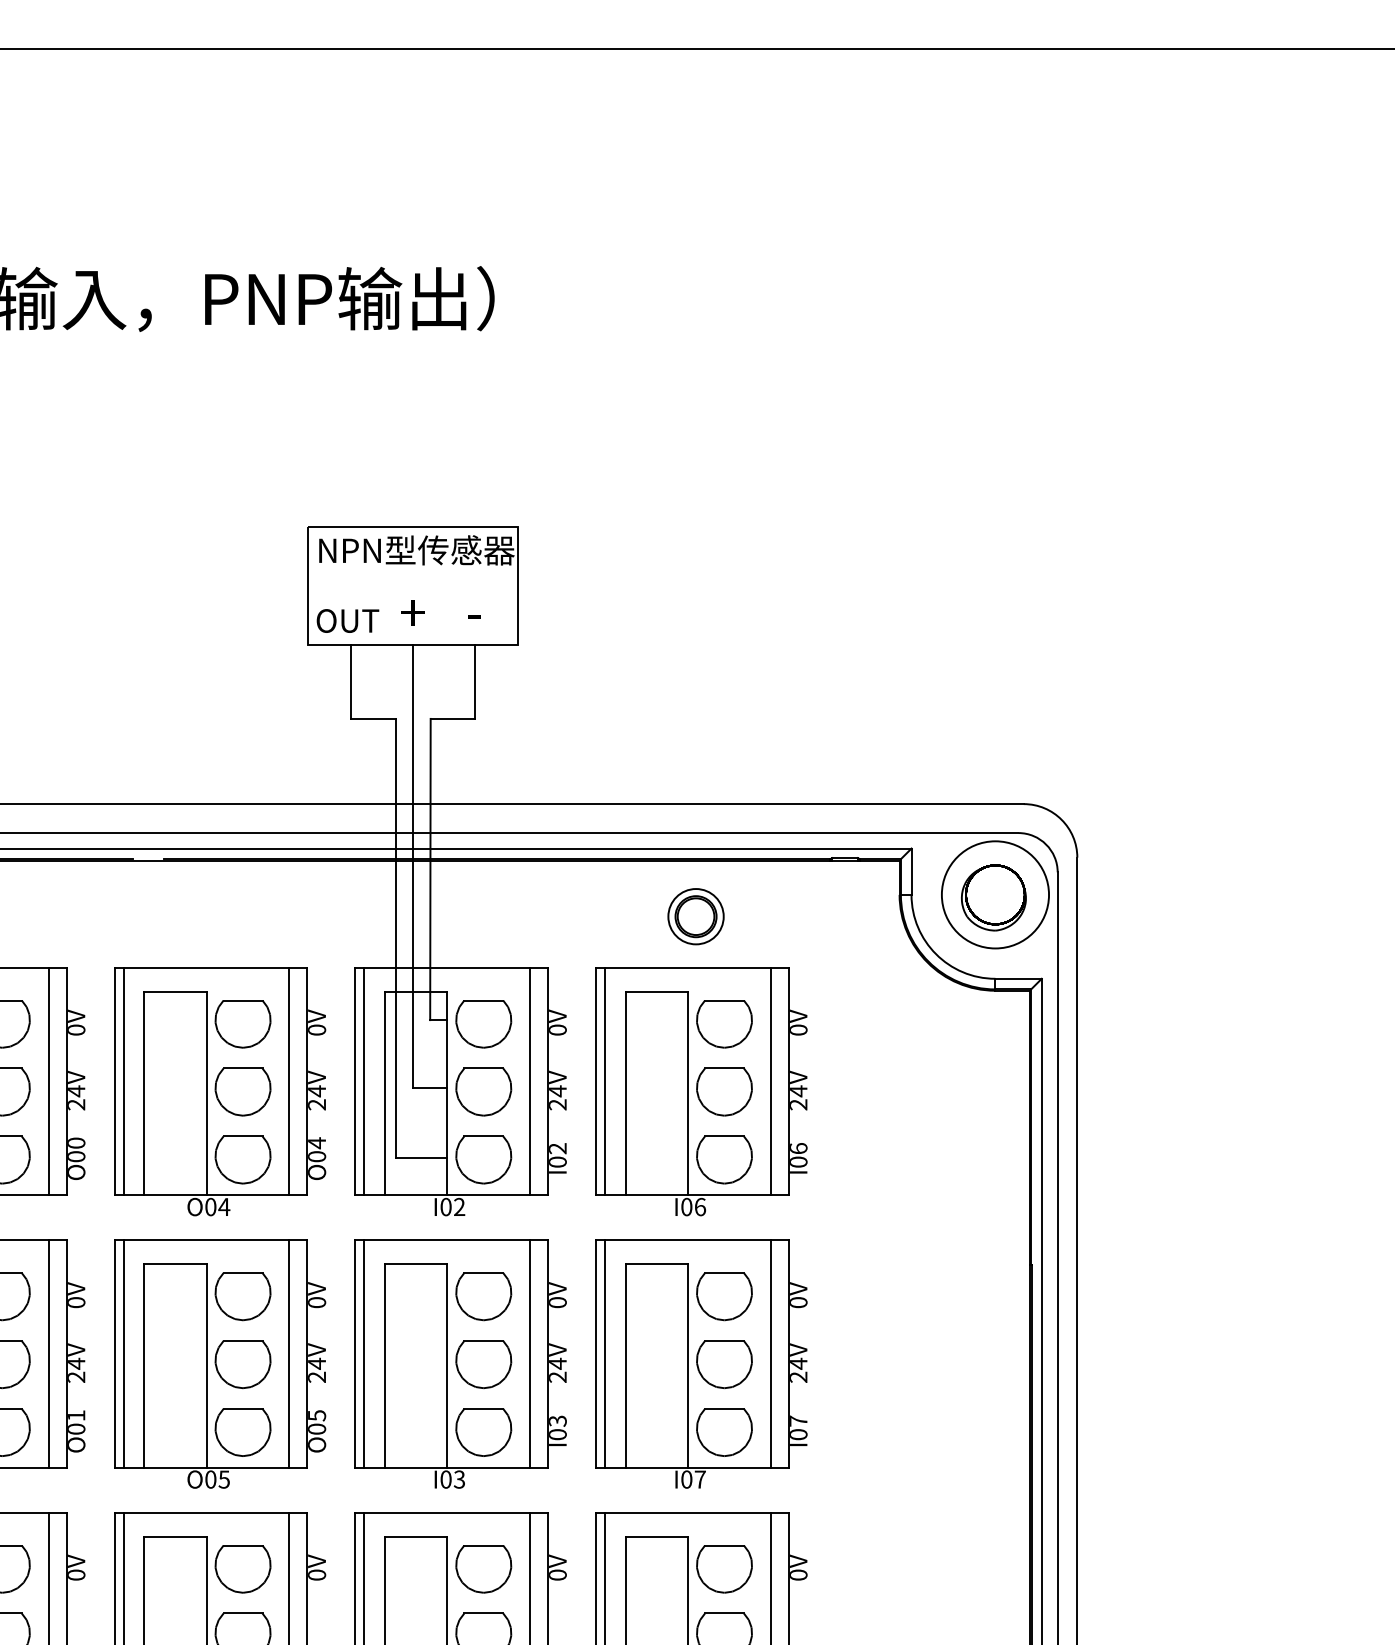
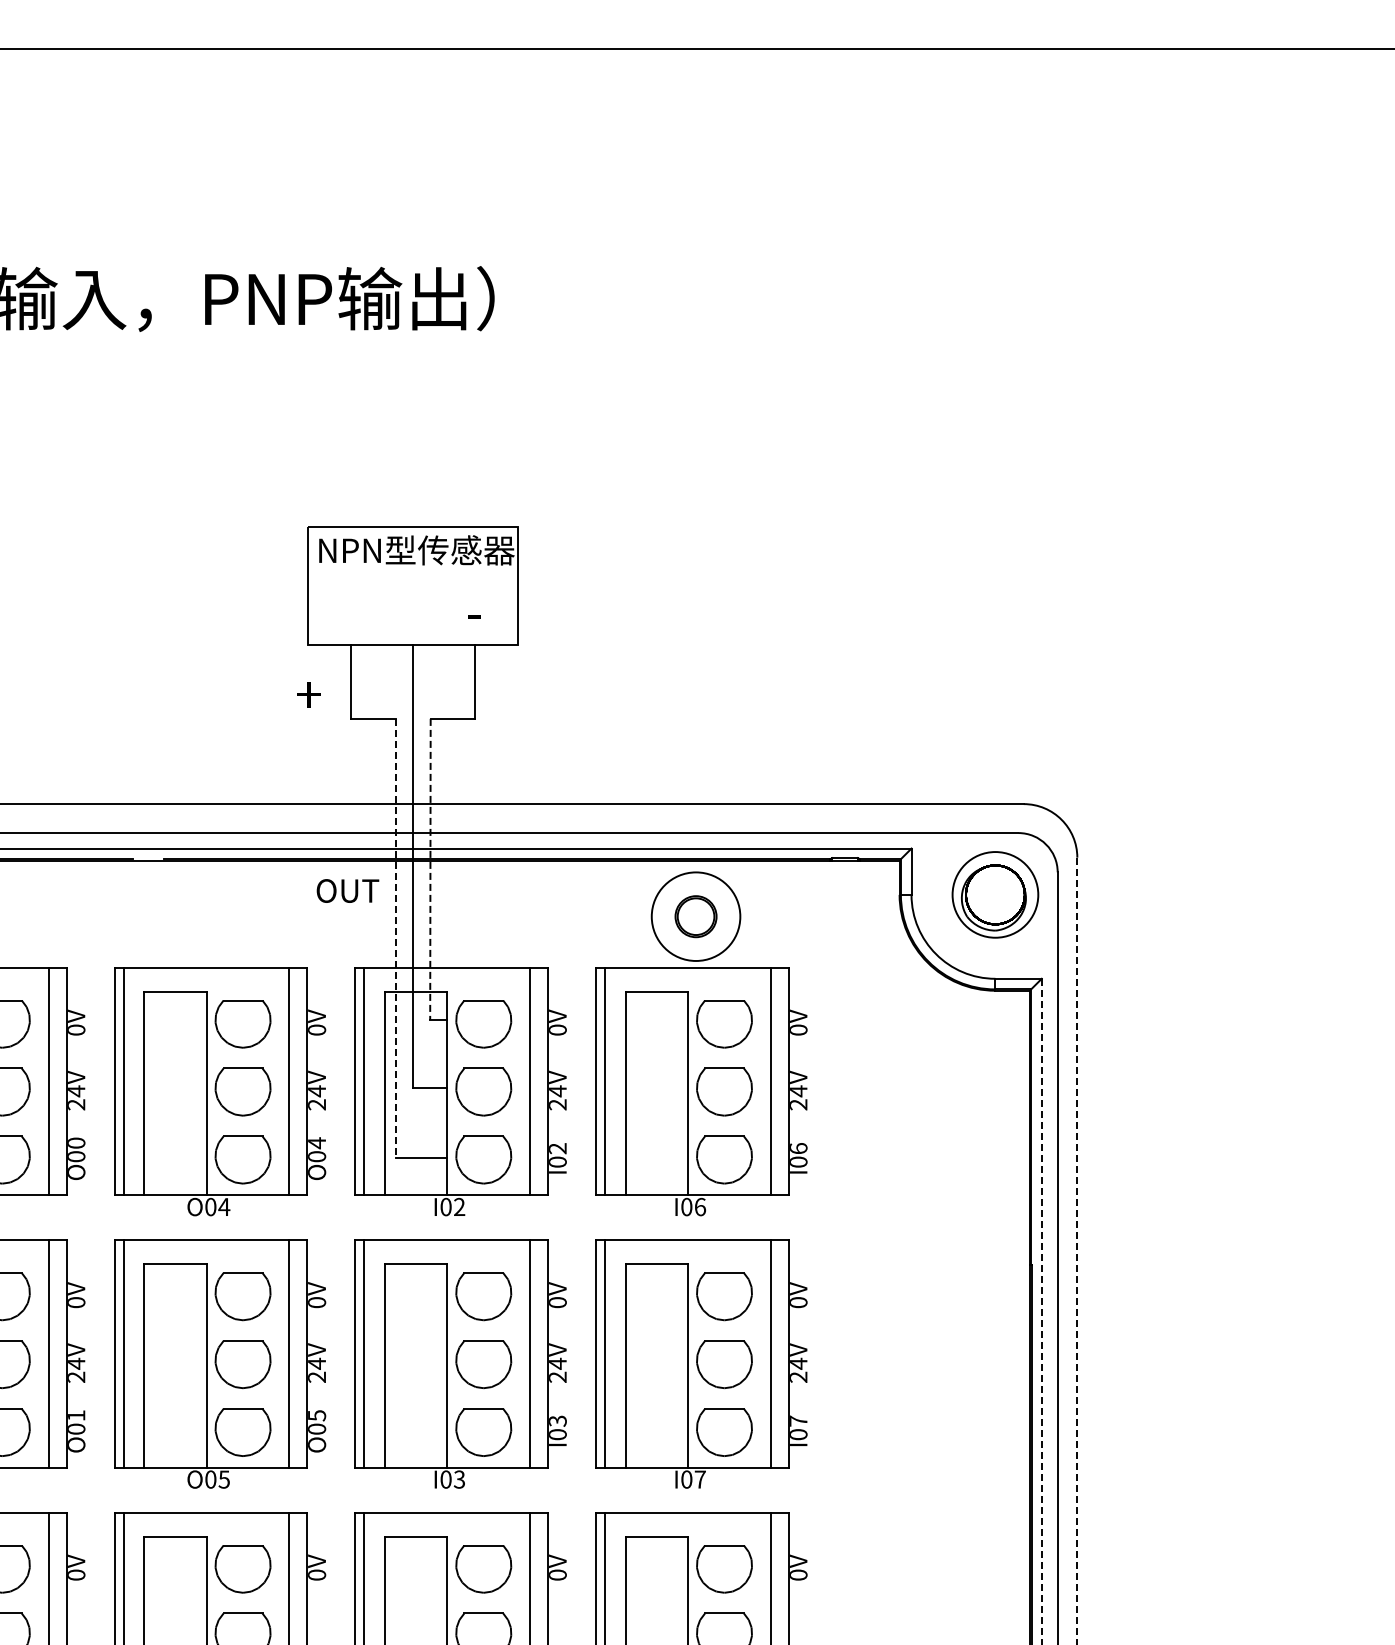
text position: (412, 612) -> (308, 694) (308, 694)
text position: (347, 620) -> (347, 890) (347, 890)
line: solid -> dashed (430, 869)
circle diameter: 107 px -> 86 px (995, 894)
circle diameter: 55 px -> 89 px (695, 916)
line: solid -> dashed (395, 938)
line: solid -> dashed (1077, 1251)
line: solid -> dashed (1041, 1311)
